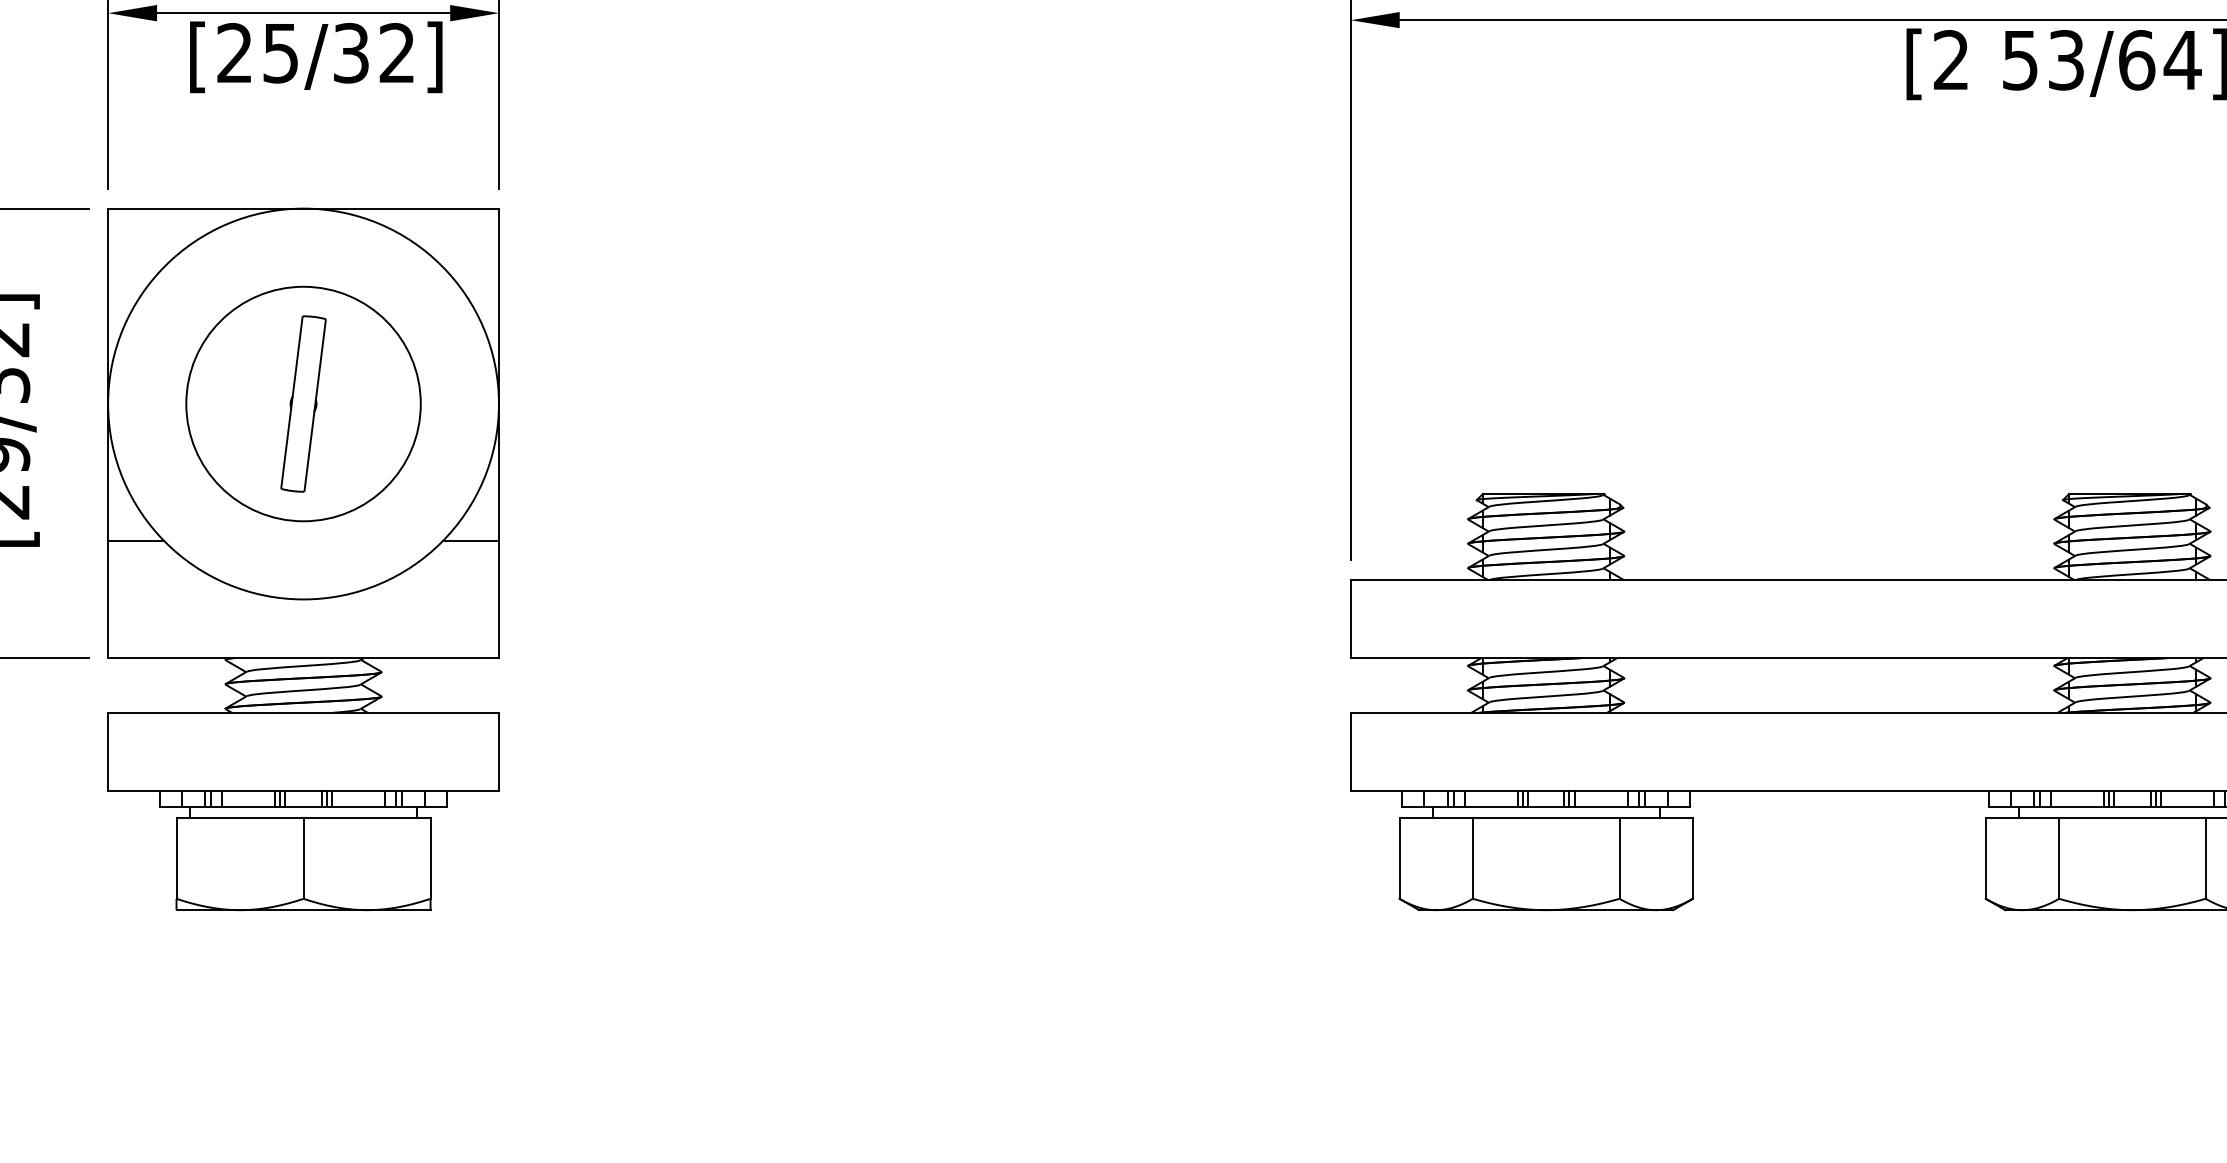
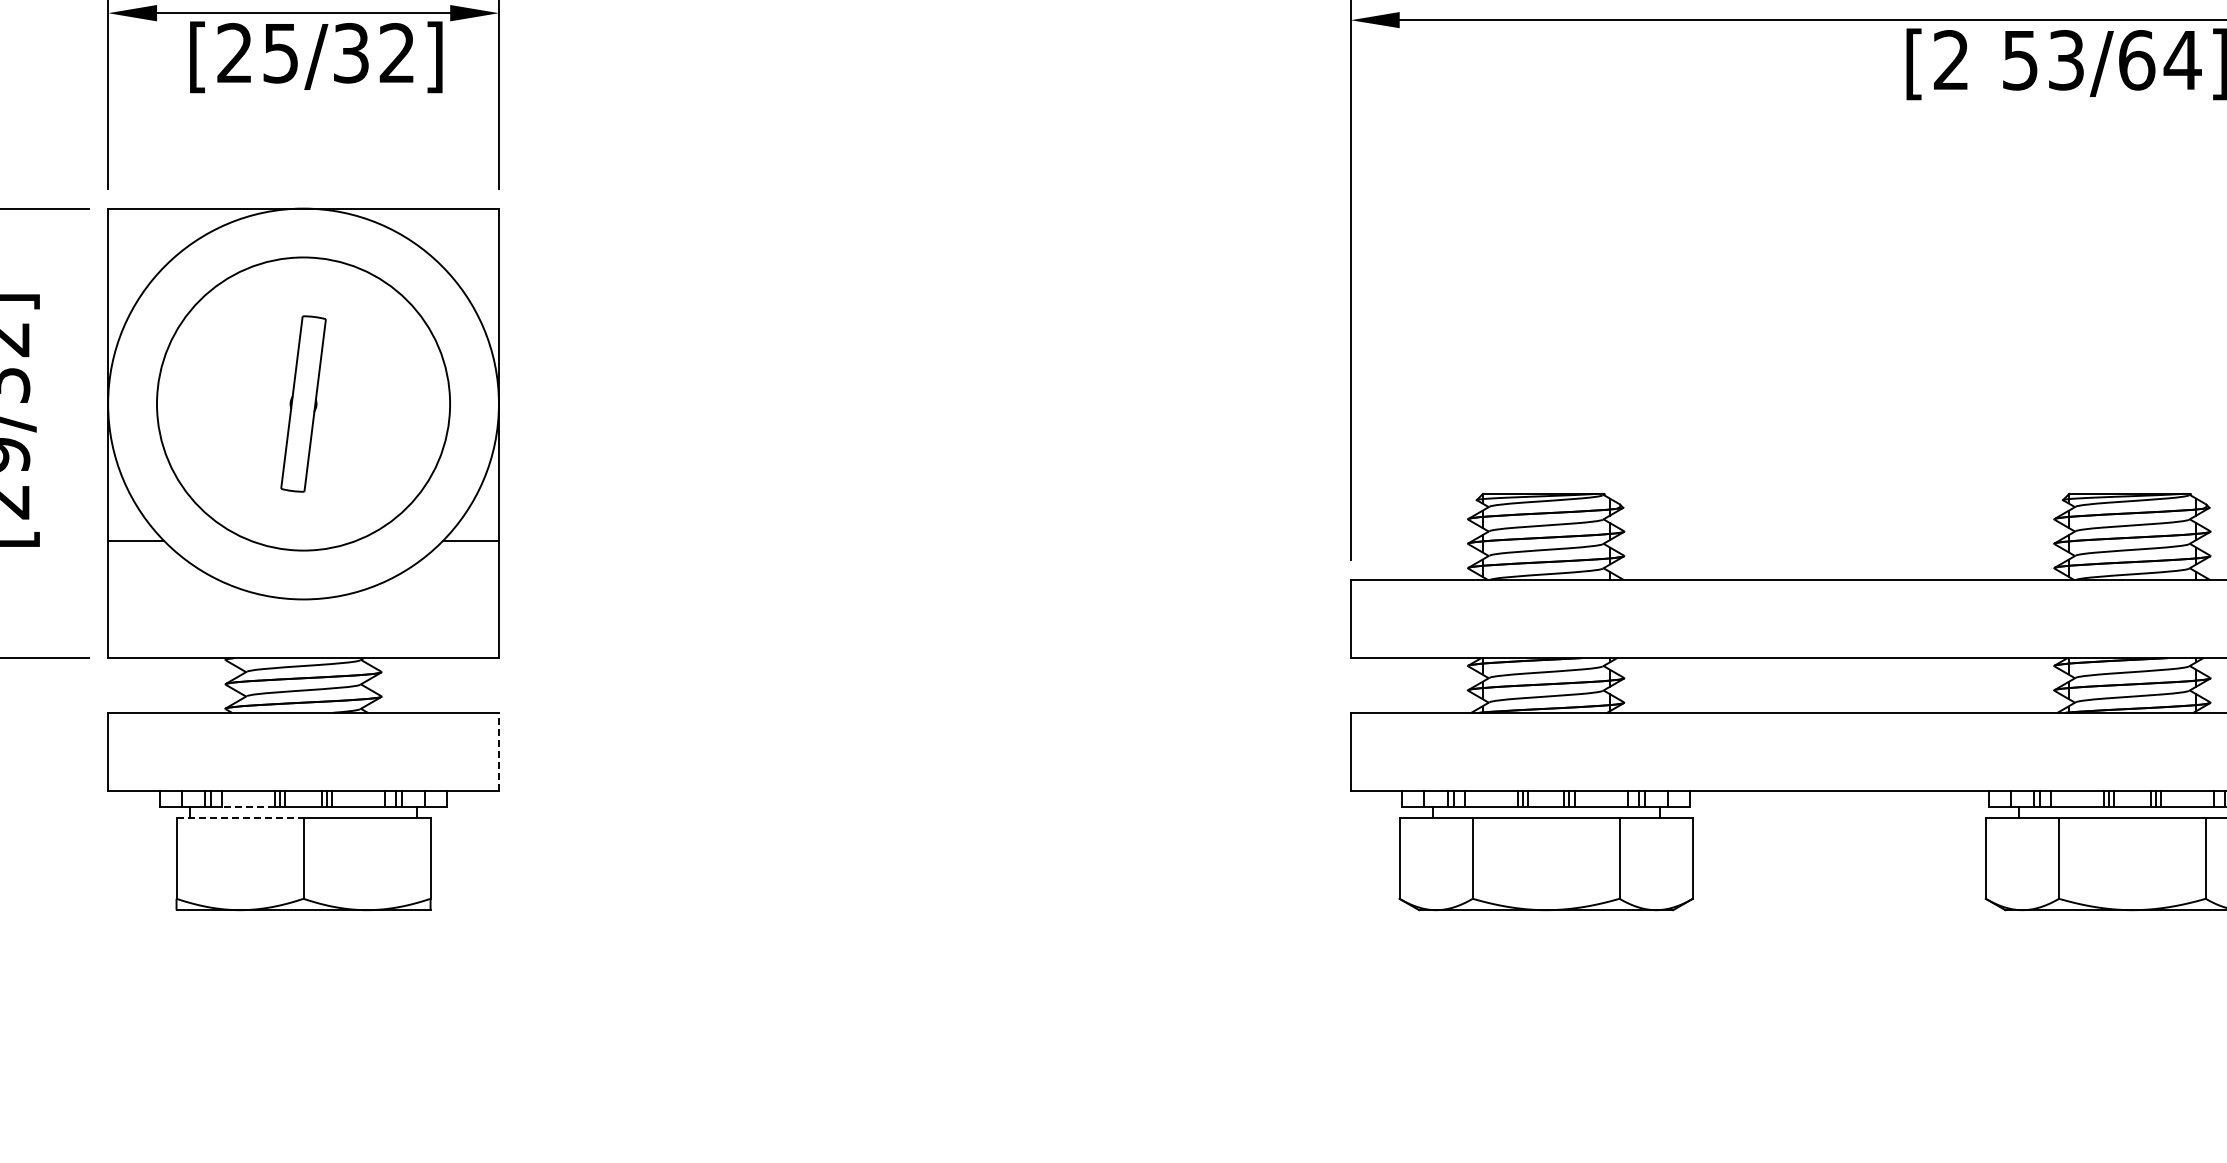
circle diameter: 234 px -> 293 px (303, 403)
line: solid -> dashed (498, 751)
line: solid -> dashed (248, 806)
line: solid -> dashed (240, 818)
